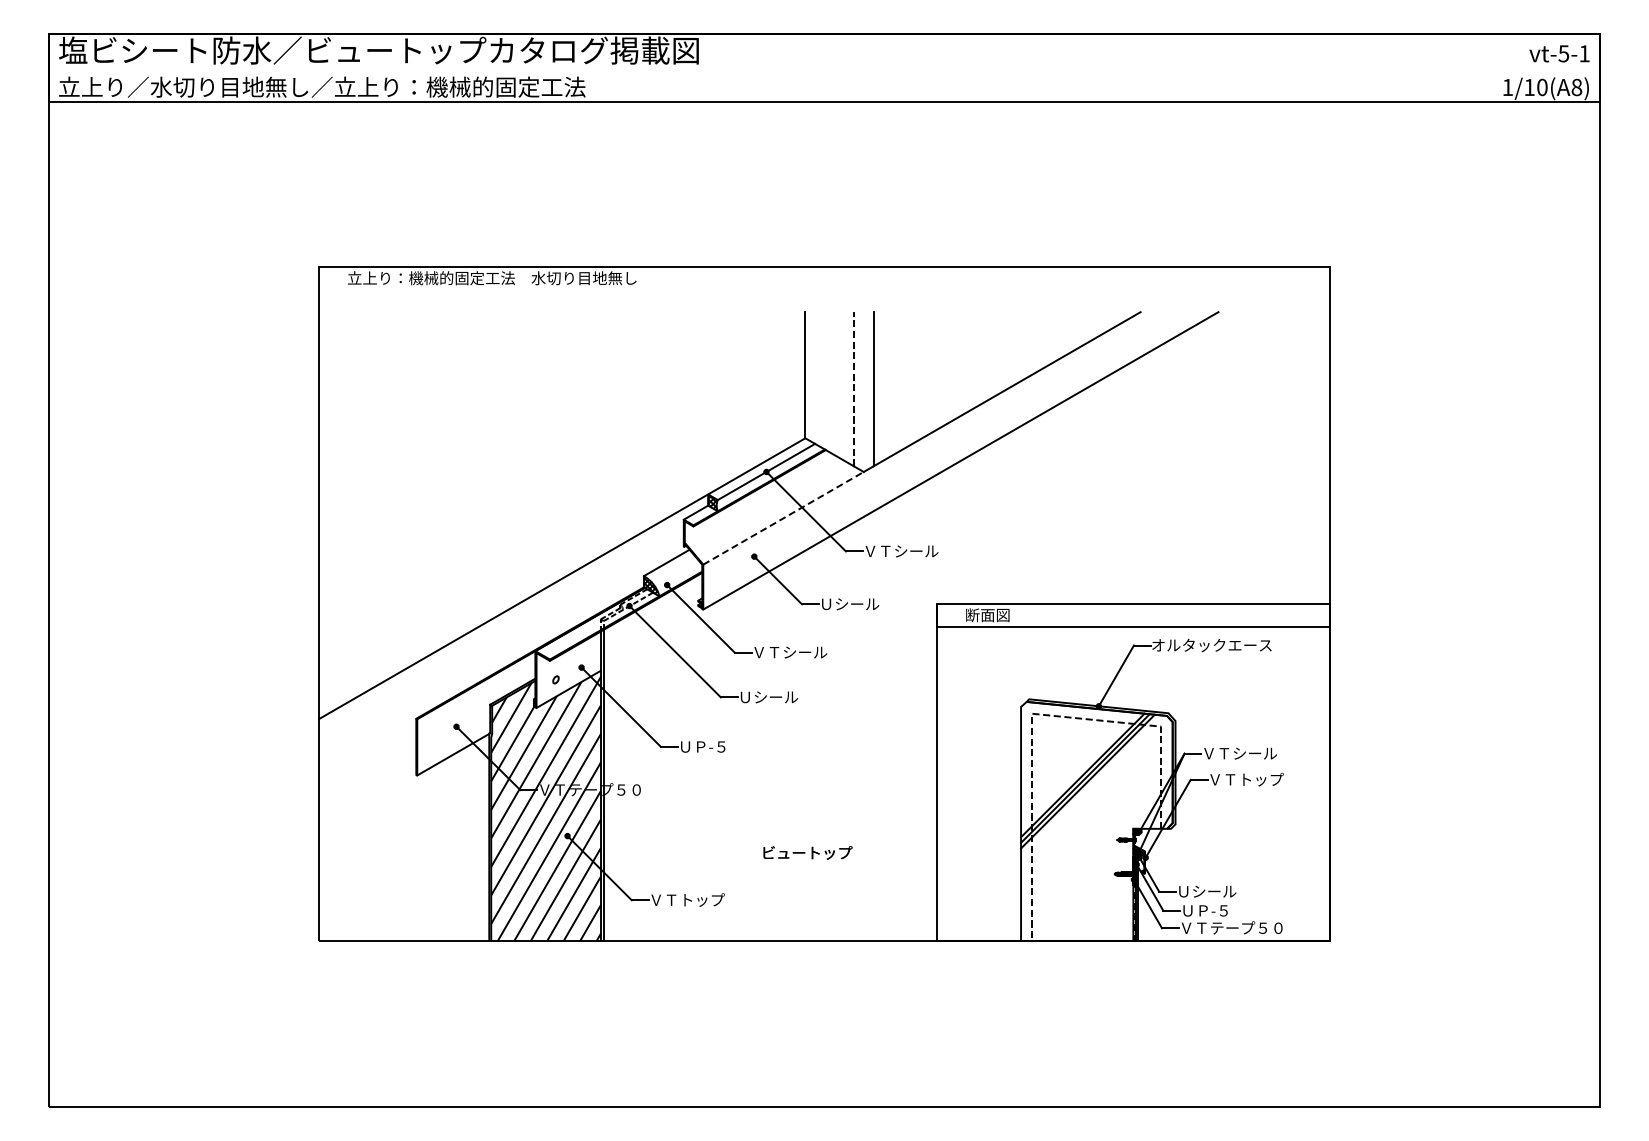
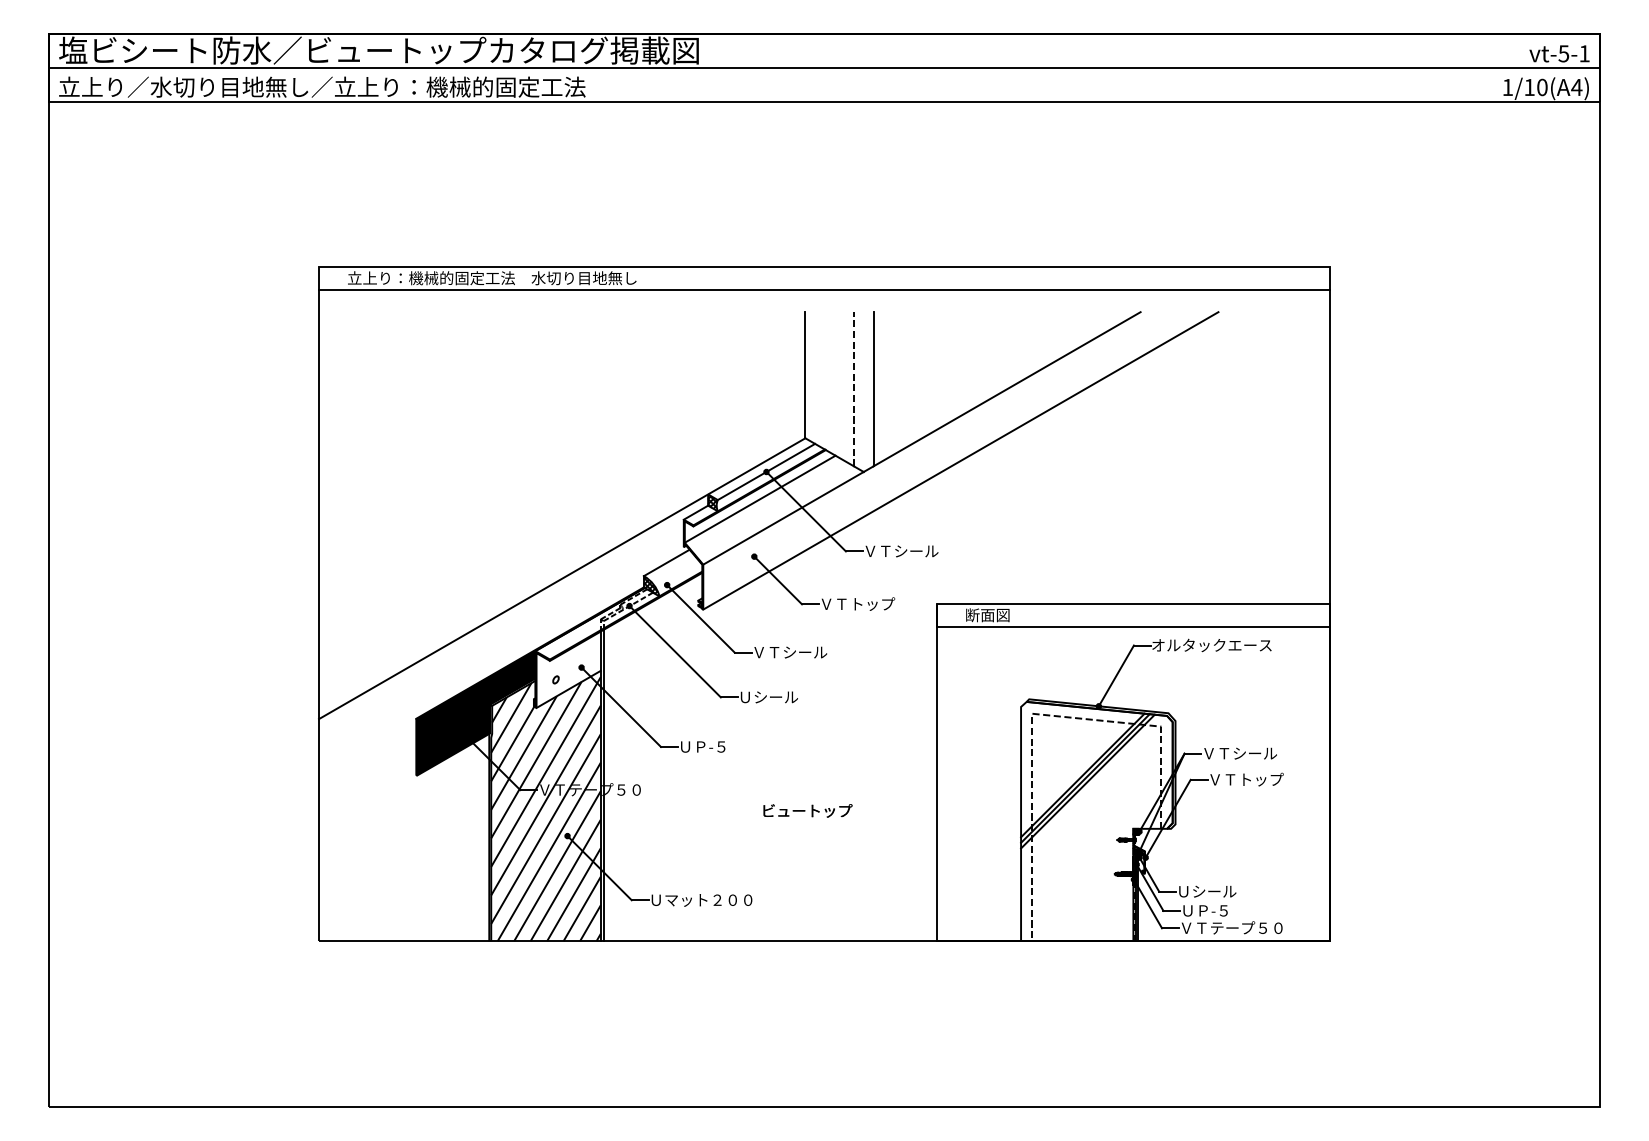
line: none -> present (824, 67)
text: 1/10(A8) -> 1/10(A4) (1576, 87)
line: none -> present (824, 289)
line: none -> present (759, 498)
line: dashed -> solid (783, 518)
text: Ｕシール -> ＶＴトップ (858, 603)
fill: none -> present (476, 713)
text position: (807, 852) -> (807, 810) (807, 810)
text: ＶＴトップ -> Ｕマット２００ (701, 899)
